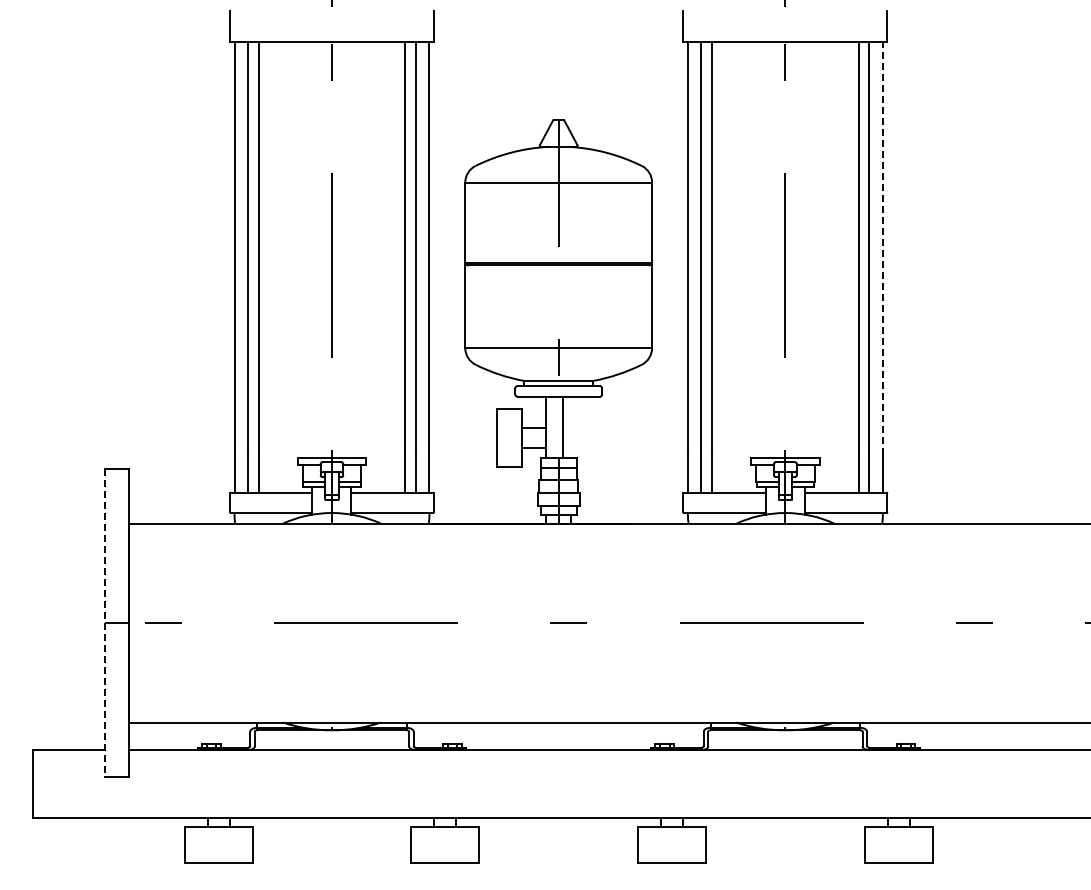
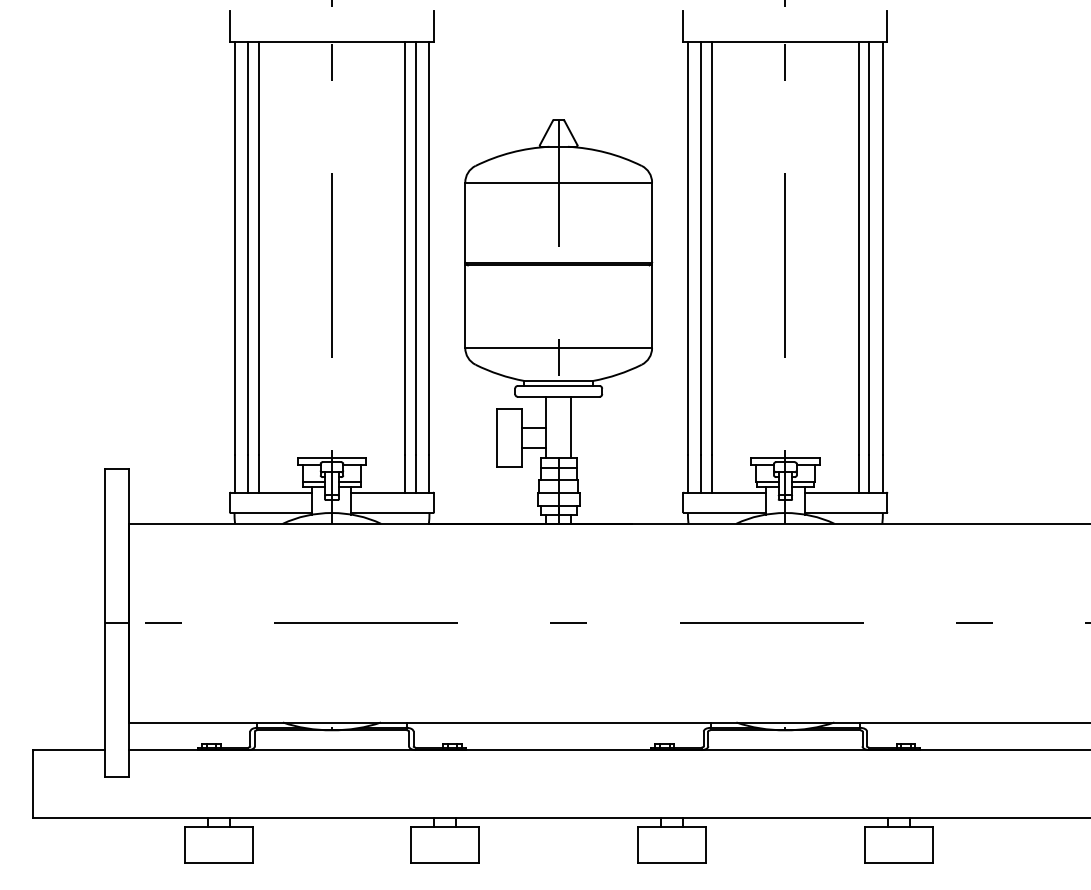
line: dashed -> solid (882, 248)
line position: (562, 427) -> (570, 427) (570, 427)
line: dashed -> solid (105, 623)
